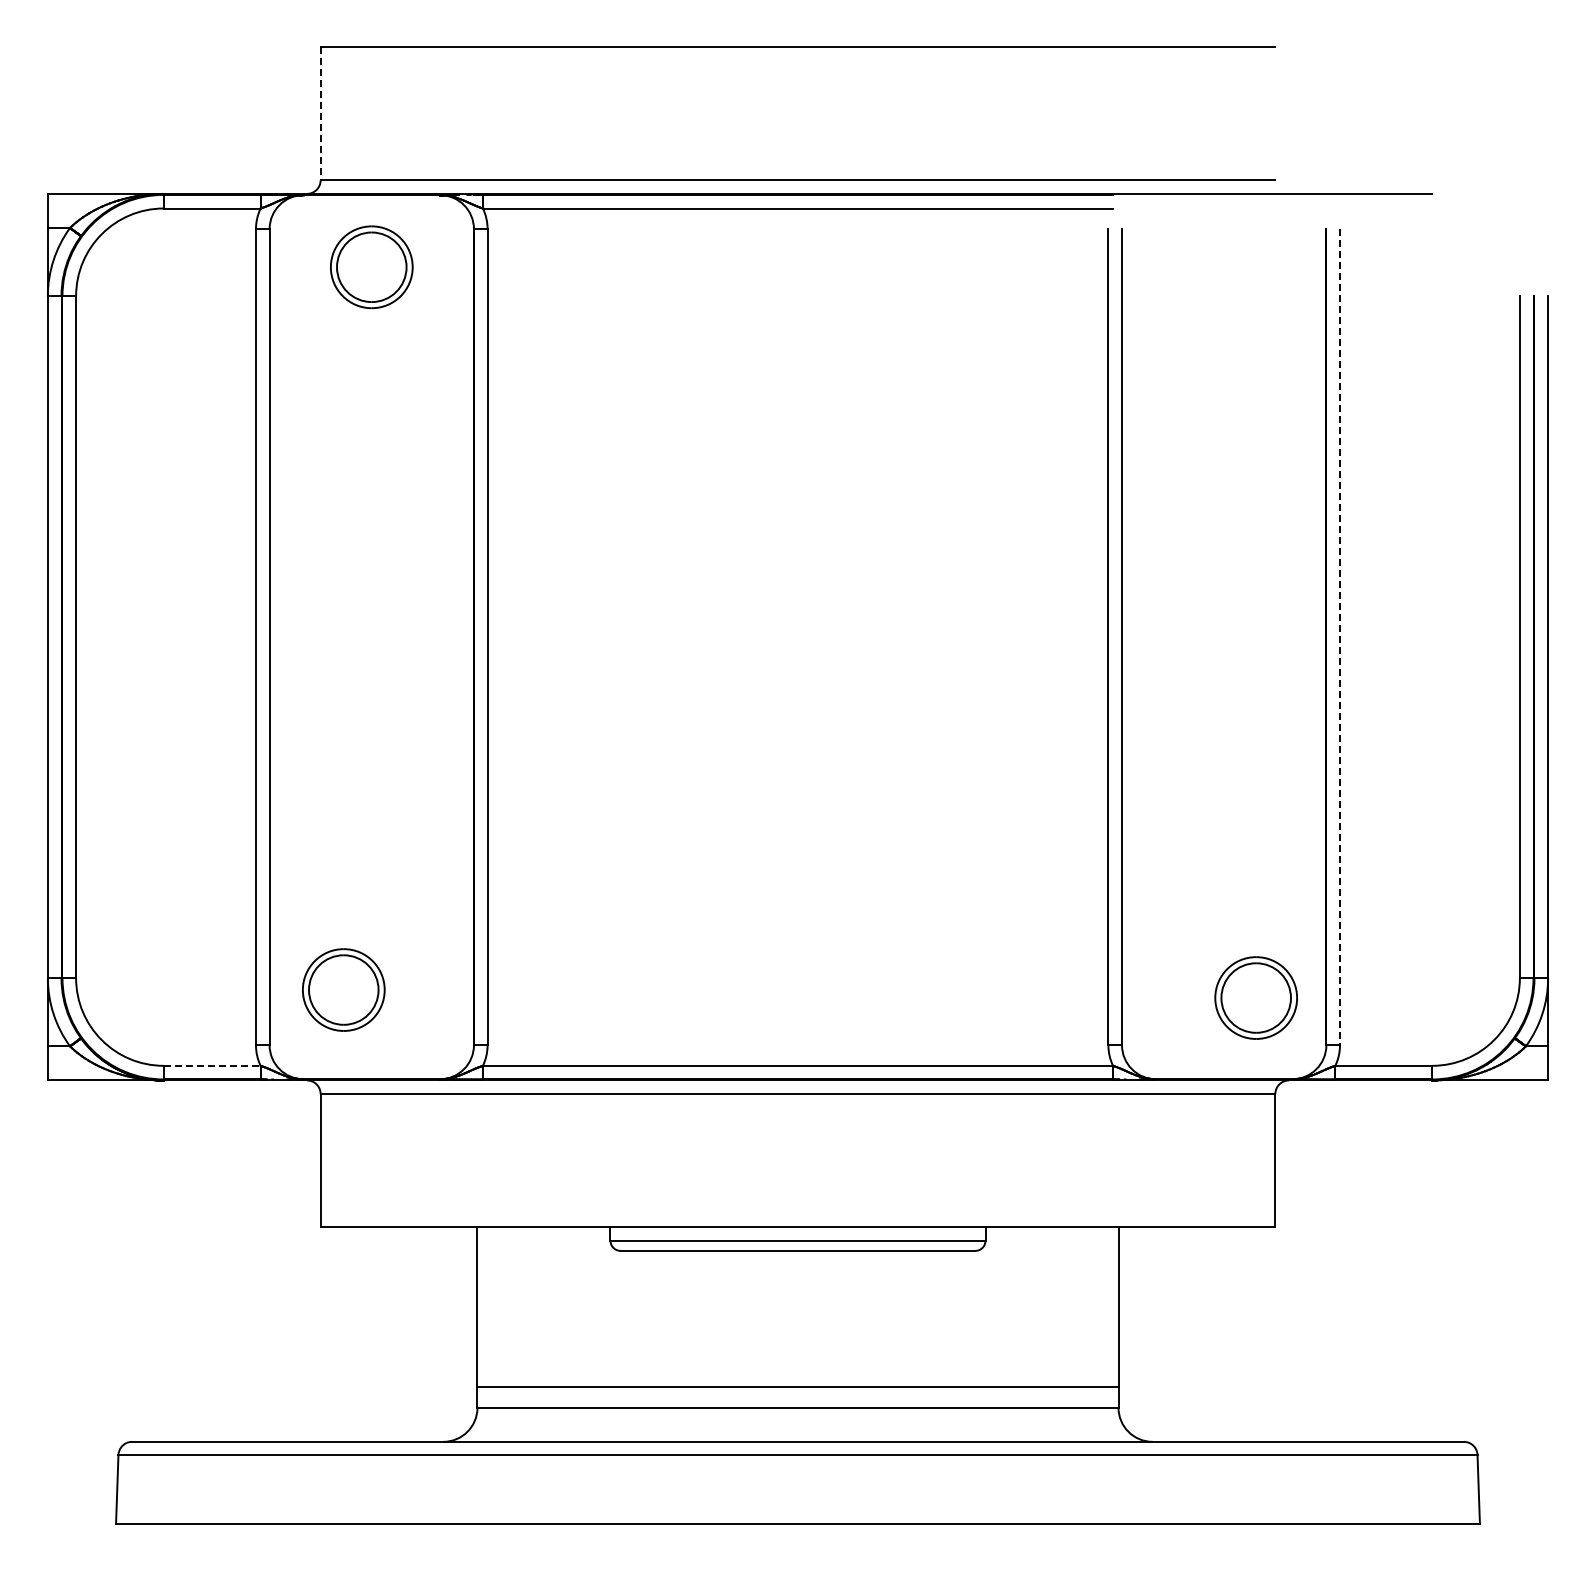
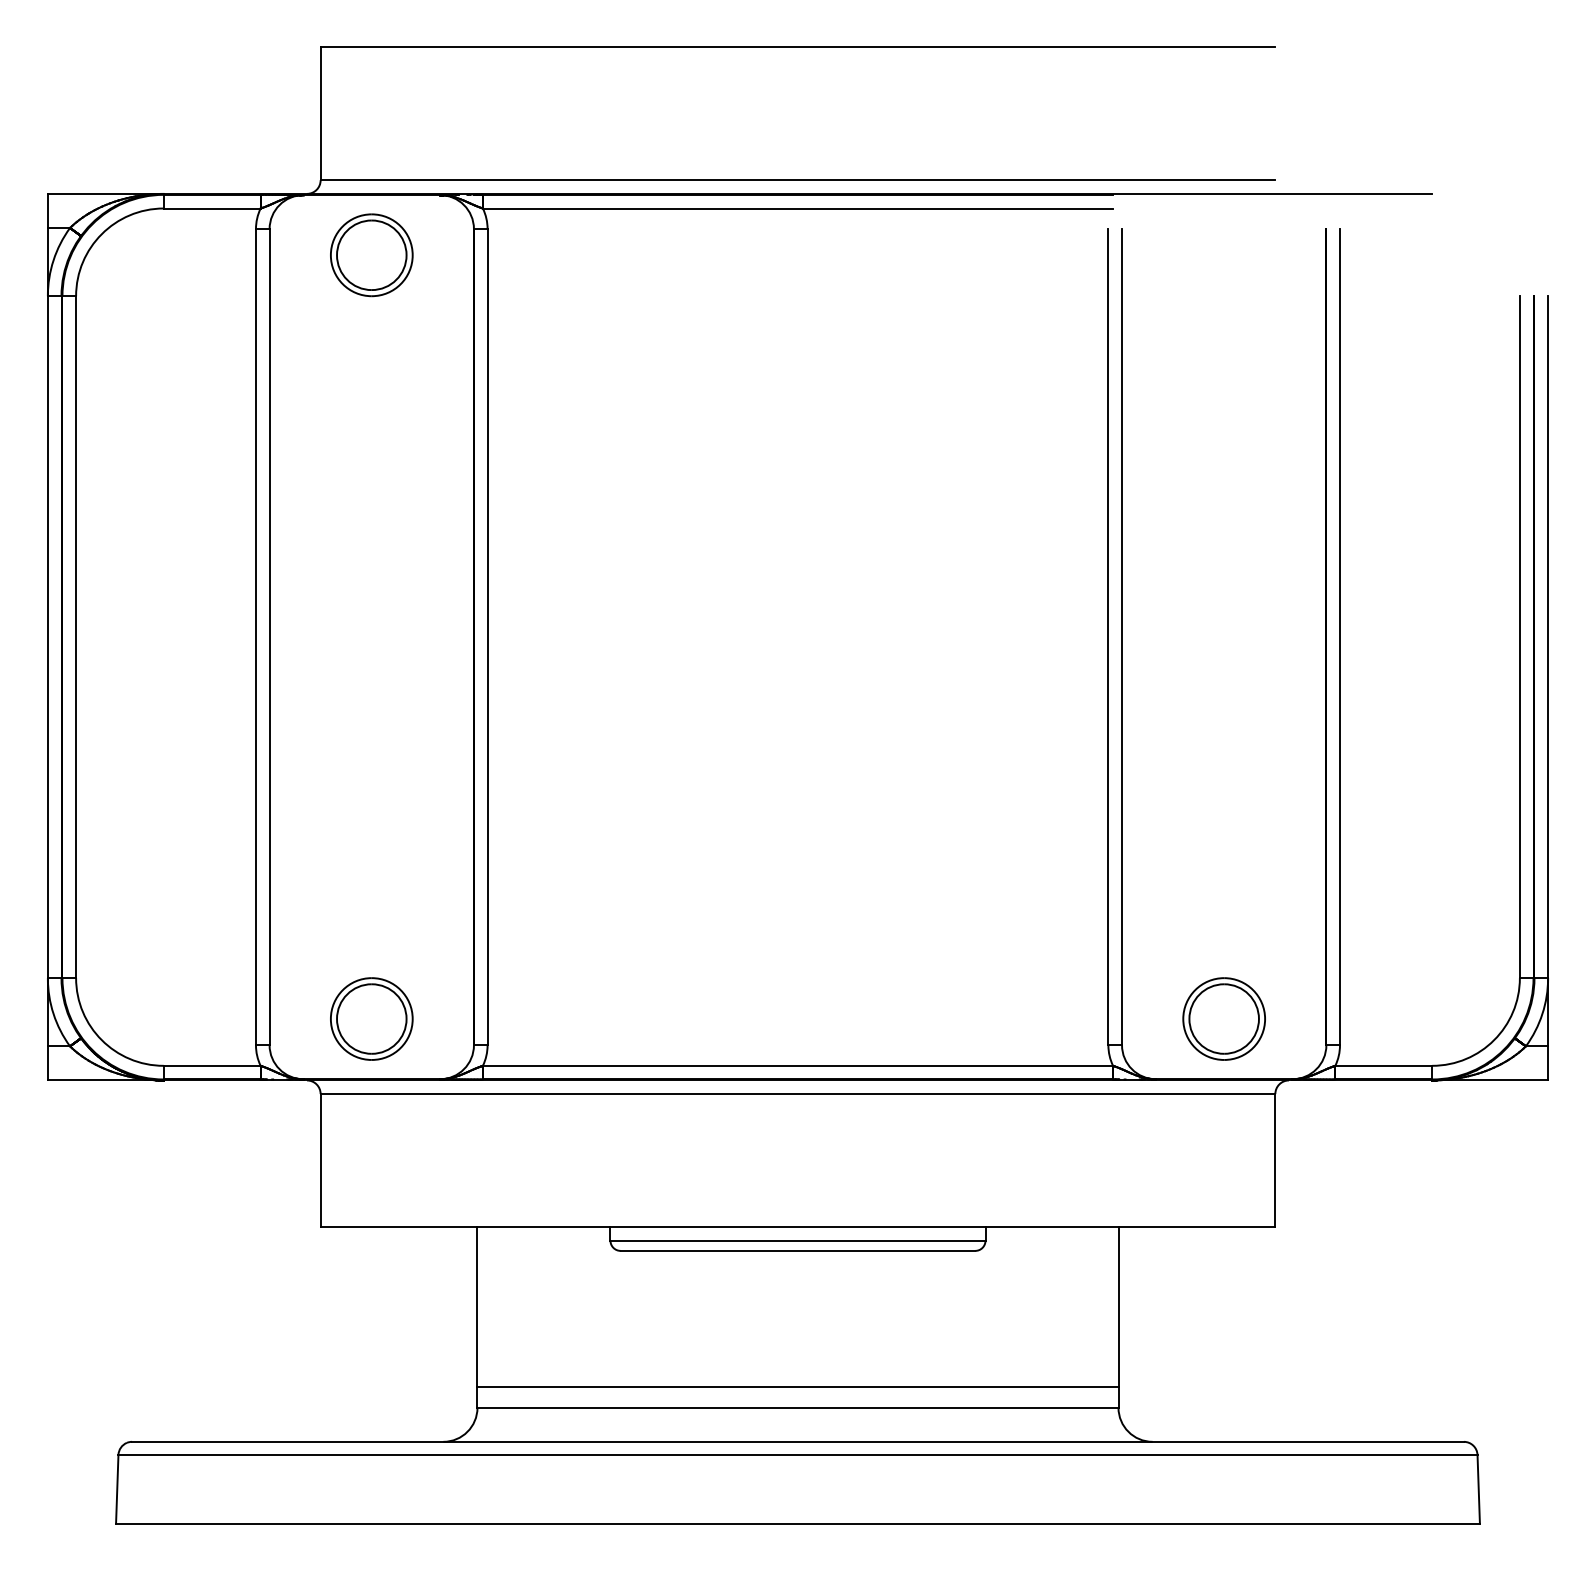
line: dashed -> solid (320, 114)
part position: (371, 267) -> (371, 255) (371, 255)
line: dashed -> solid (1340, 637)
part position: (343, 989) -> (371, 1018) (371, 1018)
part position: (1255, 997) -> (1223, 1018) (1223, 1018)
line: dashed -> solid (212, 1065)
